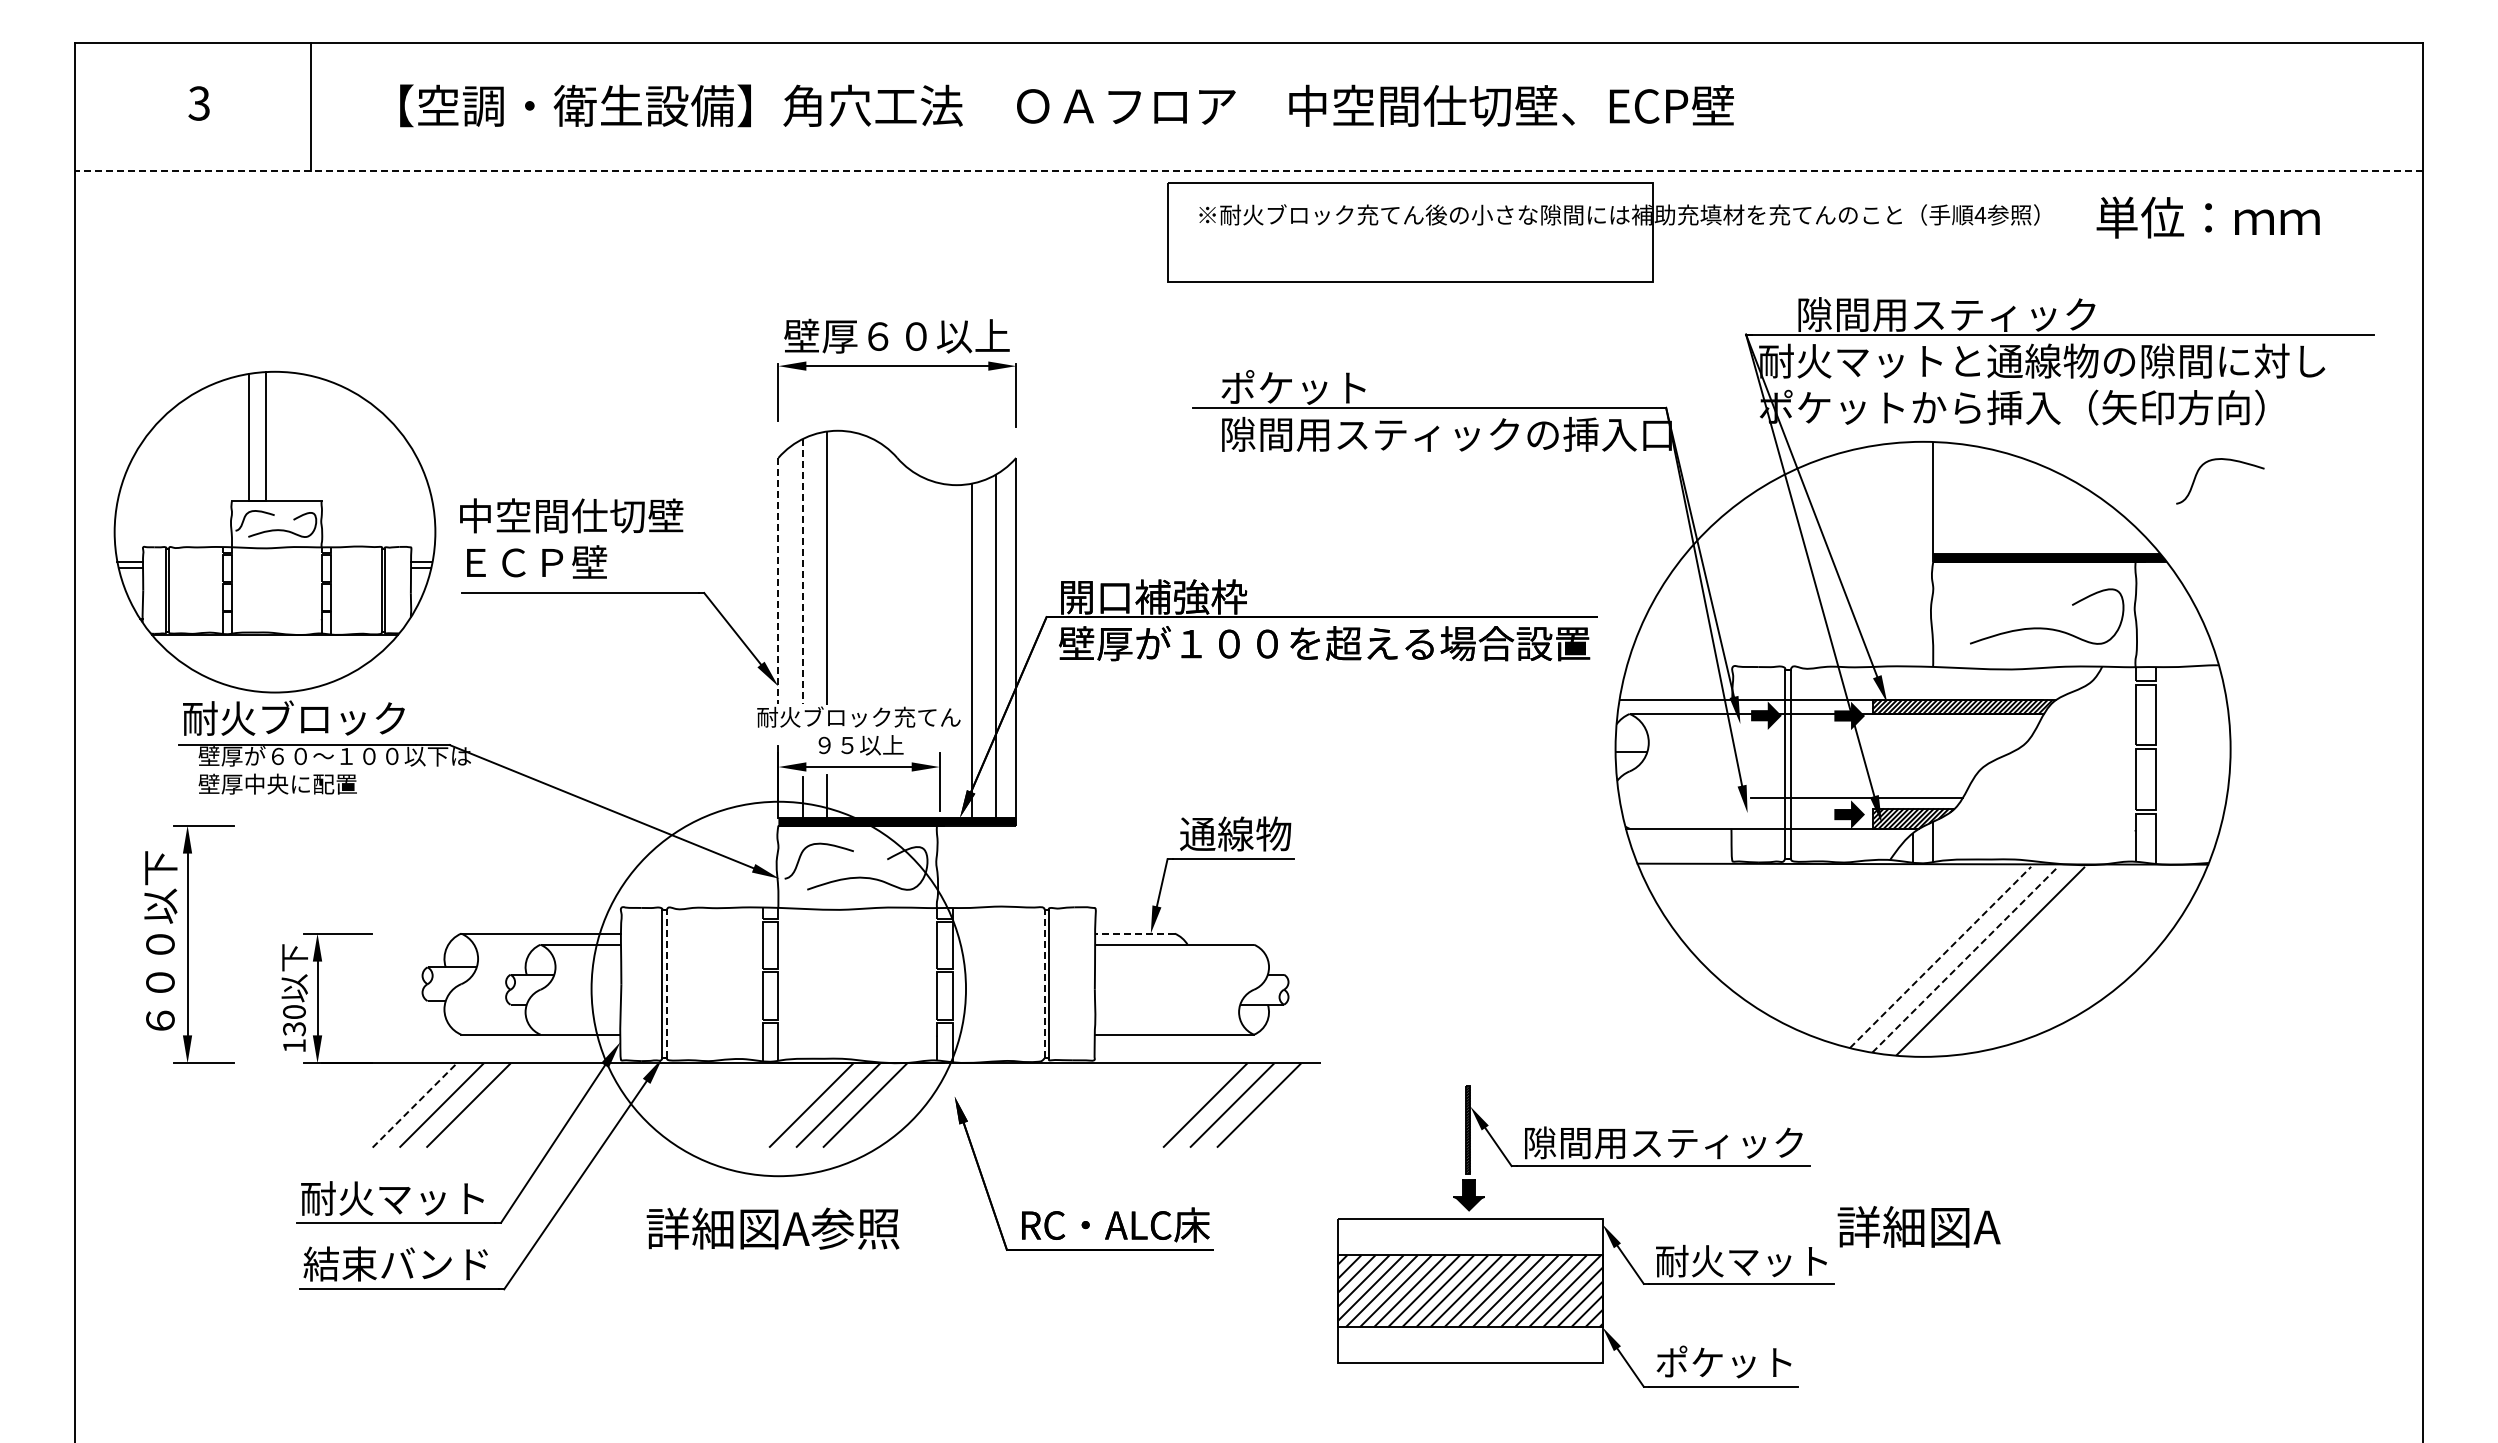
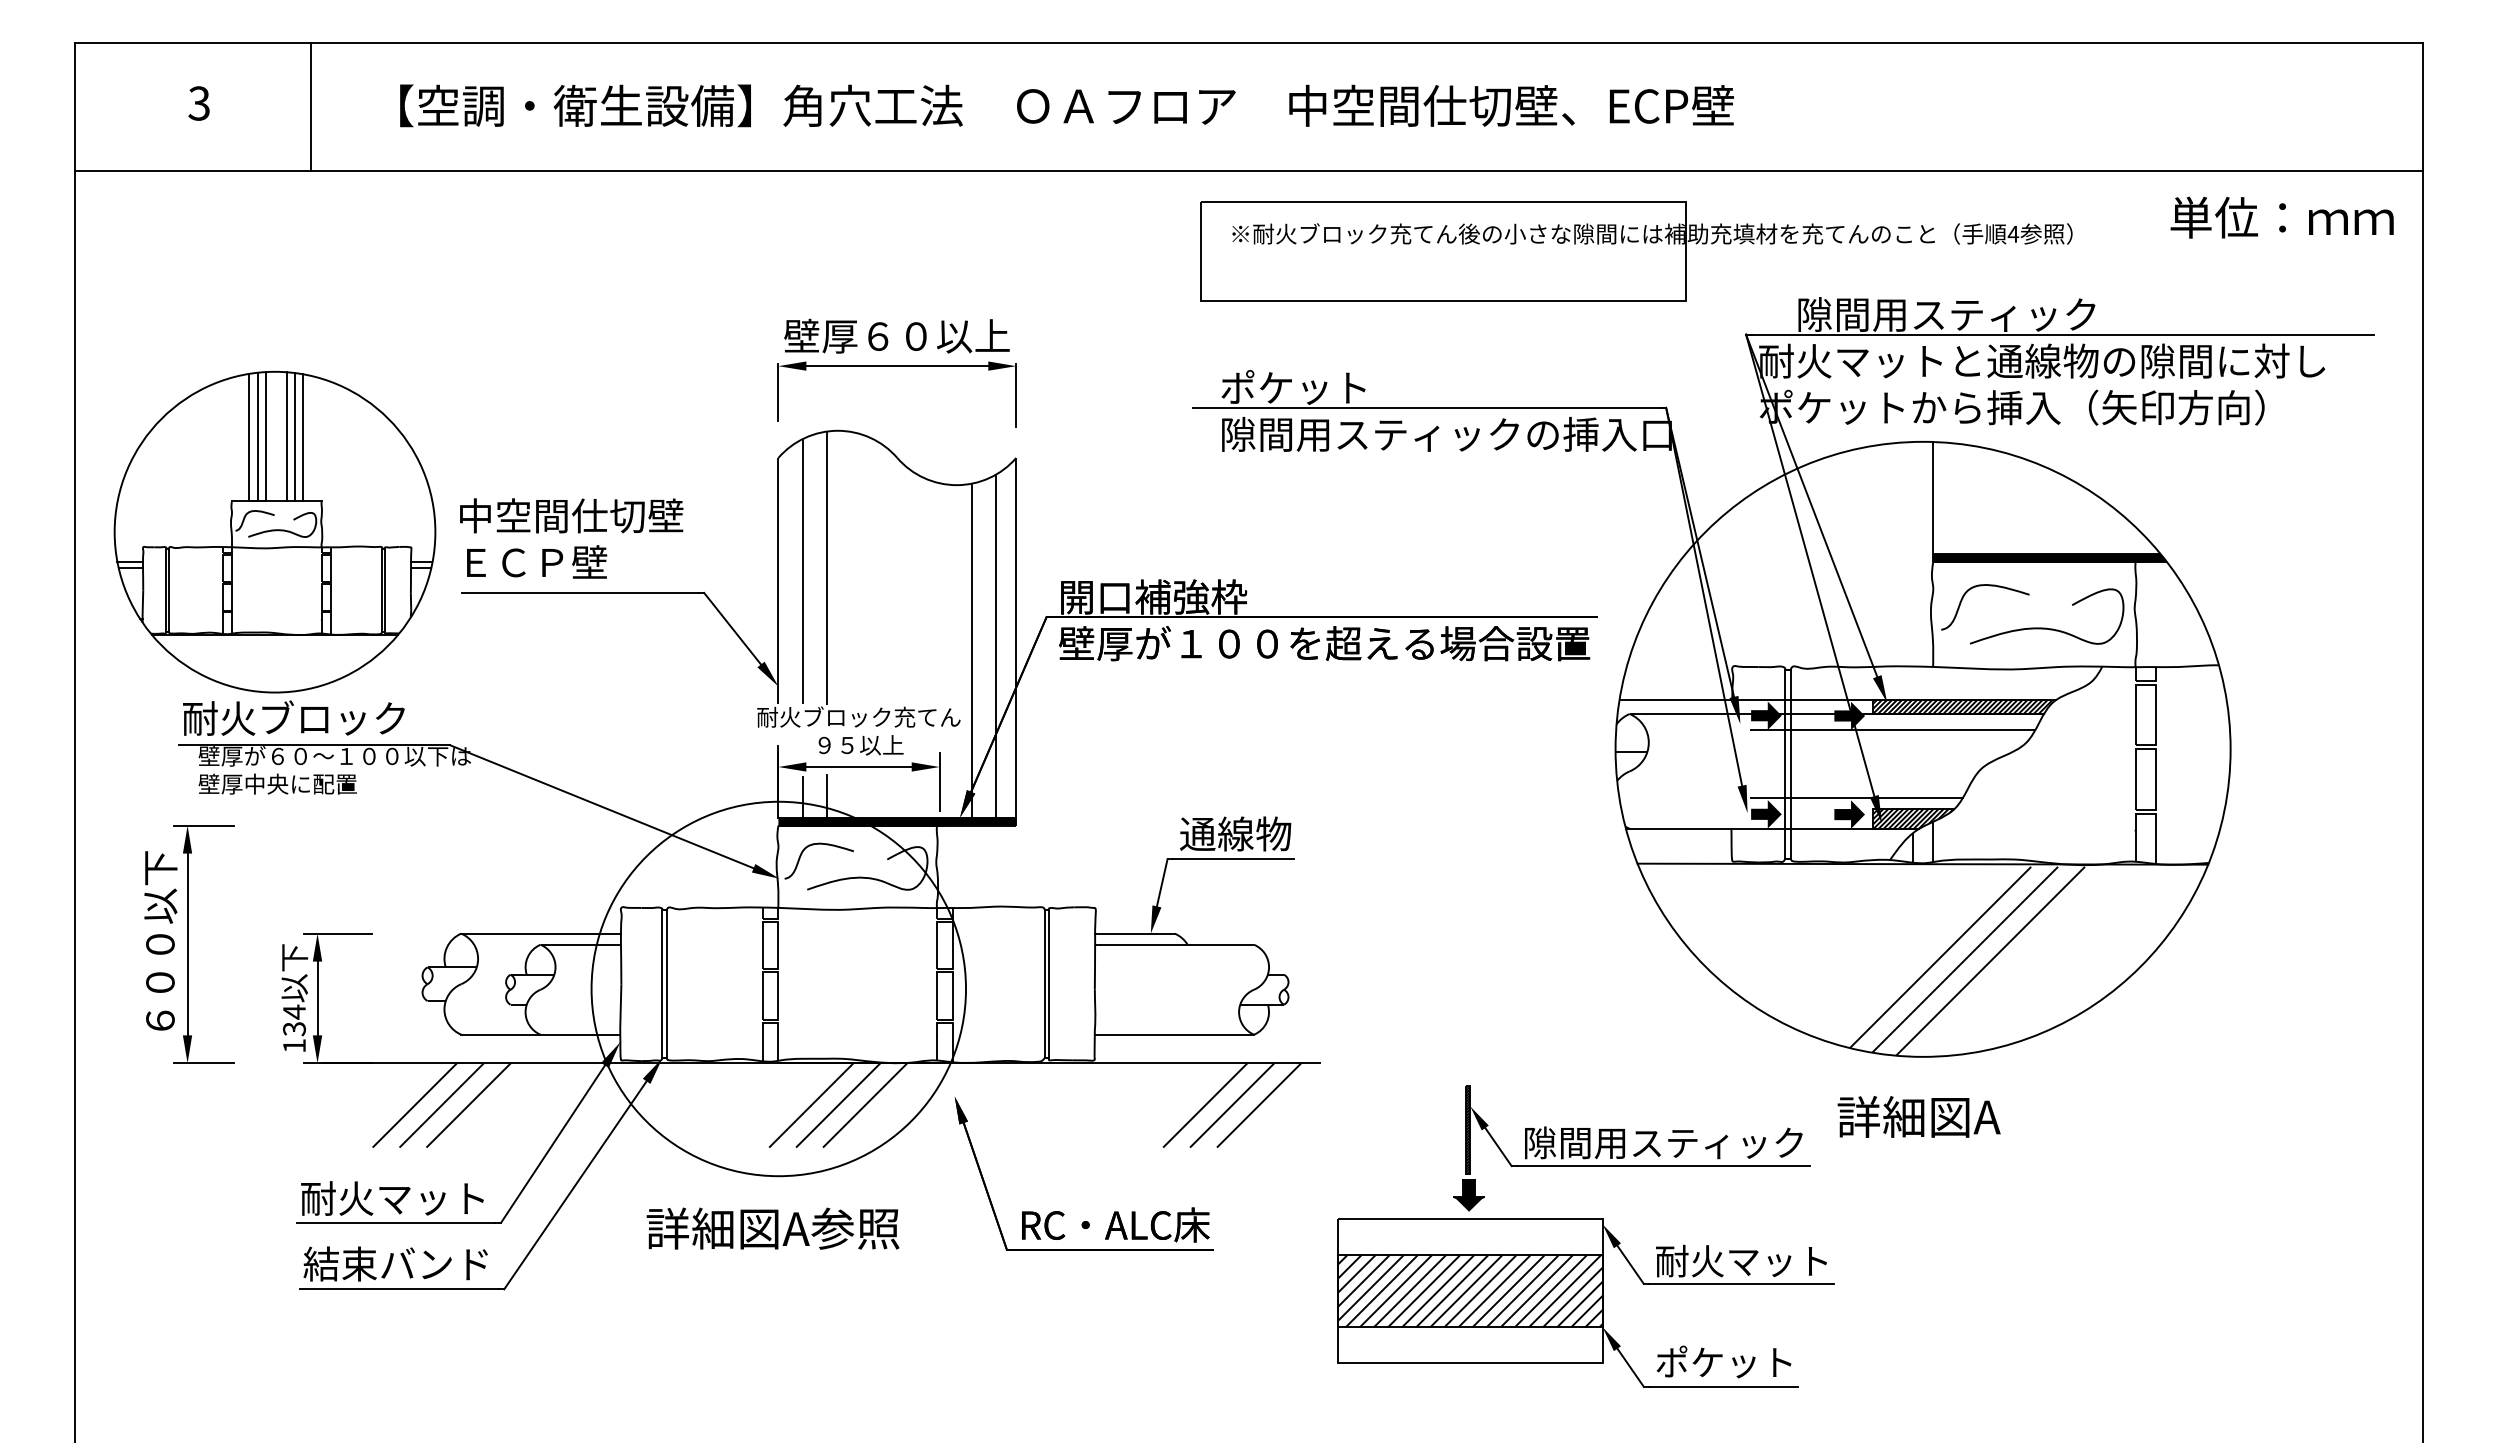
line: dashed -> solid (1248, 170)
text position: (2207, 217) -> (2281, 217) (2281, 217)
part position: (1603, 232) -> (1636, 251) (1636, 251)
line: none -> present (257, 436)
line: none -> present (286, 436)
line: none -> present (294, 436)
line: none -> present (303, 437)
curve position: (2217, 460) -> (1982, 586) (1982, 586)
line: dashed -> solid (802, 571)
line: dashed -> solid (778, 581)
line: none -> present (1893, 730)
fill: none -> present (1766, 814)
line: dashed -> solid (1134, 933)
line: dashed -> solid (1940, 957)
line: dashed -> solid (1965, 959)
line: dashed -> solid (666, 983)
line: dashed -> solid (1044, 983)
text: 130 -> 134 (294, 1011)
line: dashed -> solid (414, 1105)
text position: (1918, 1226) -> (1918, 1116) (1918, 1116)
